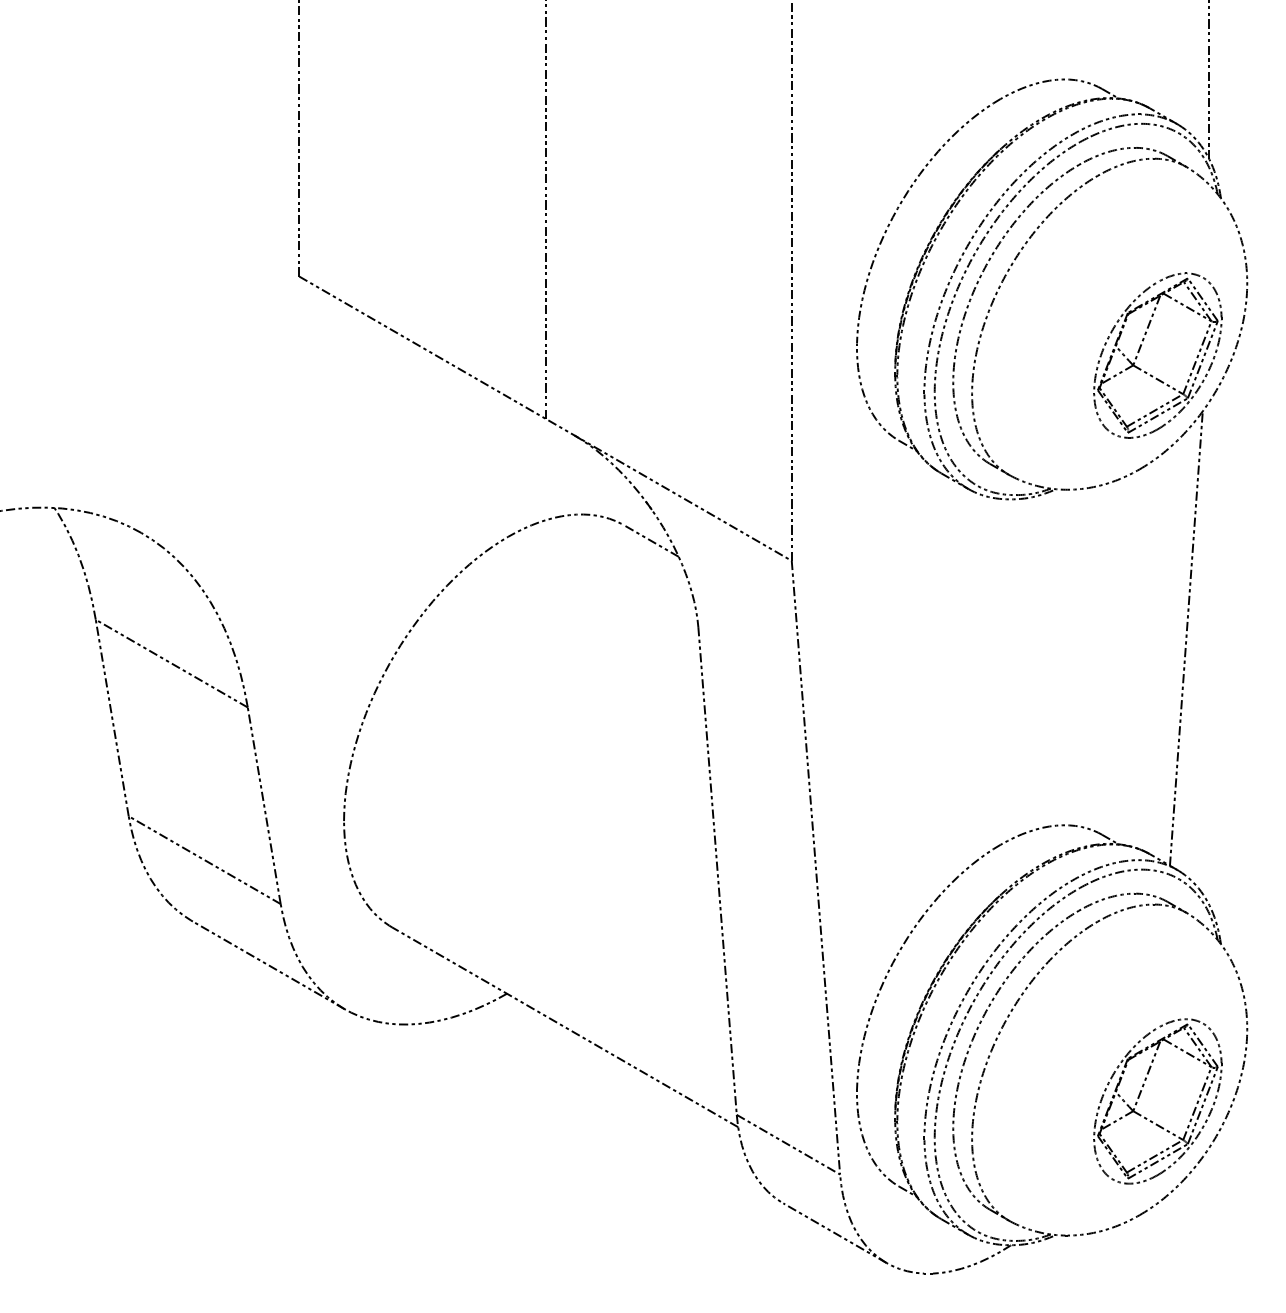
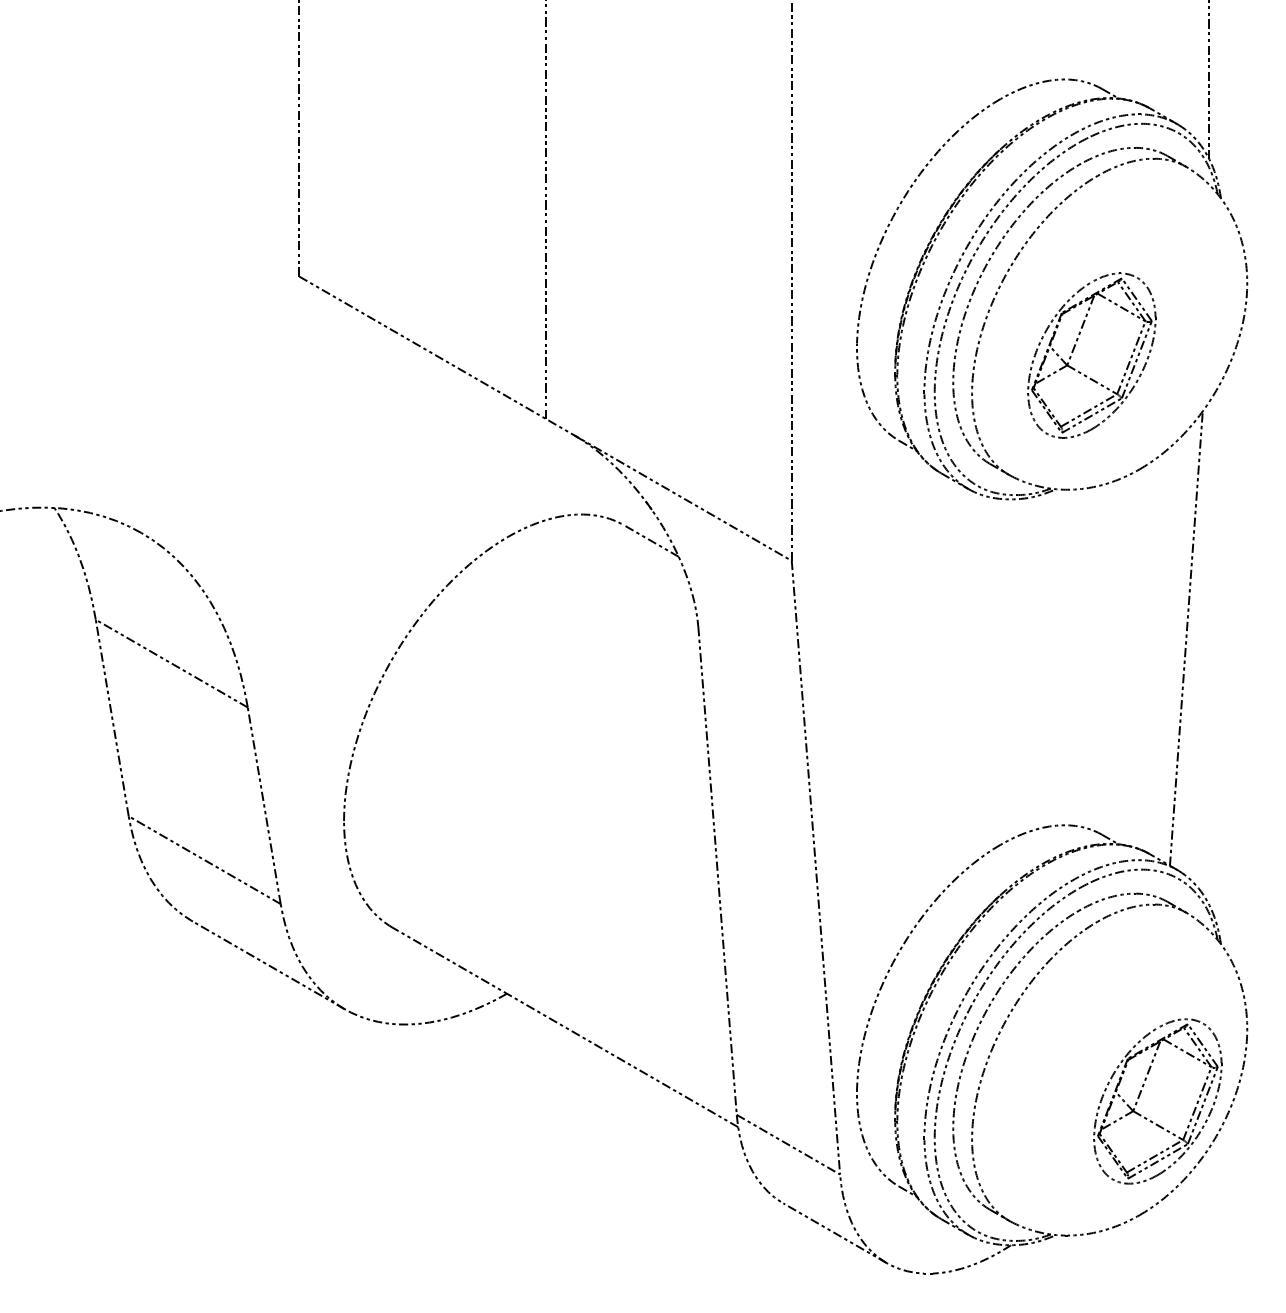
part position: (1141, 347) -> (1075, 347) (1075, 347)
